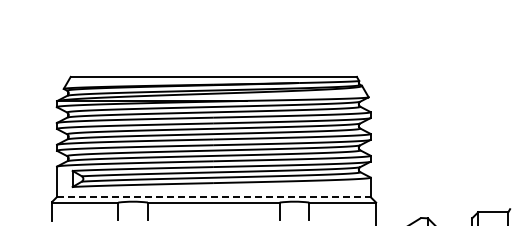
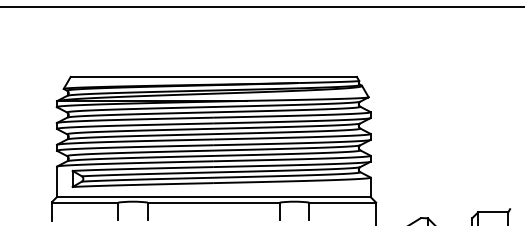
line: none -> present (261, 6)
line: dashed -> solid (213, 197)
